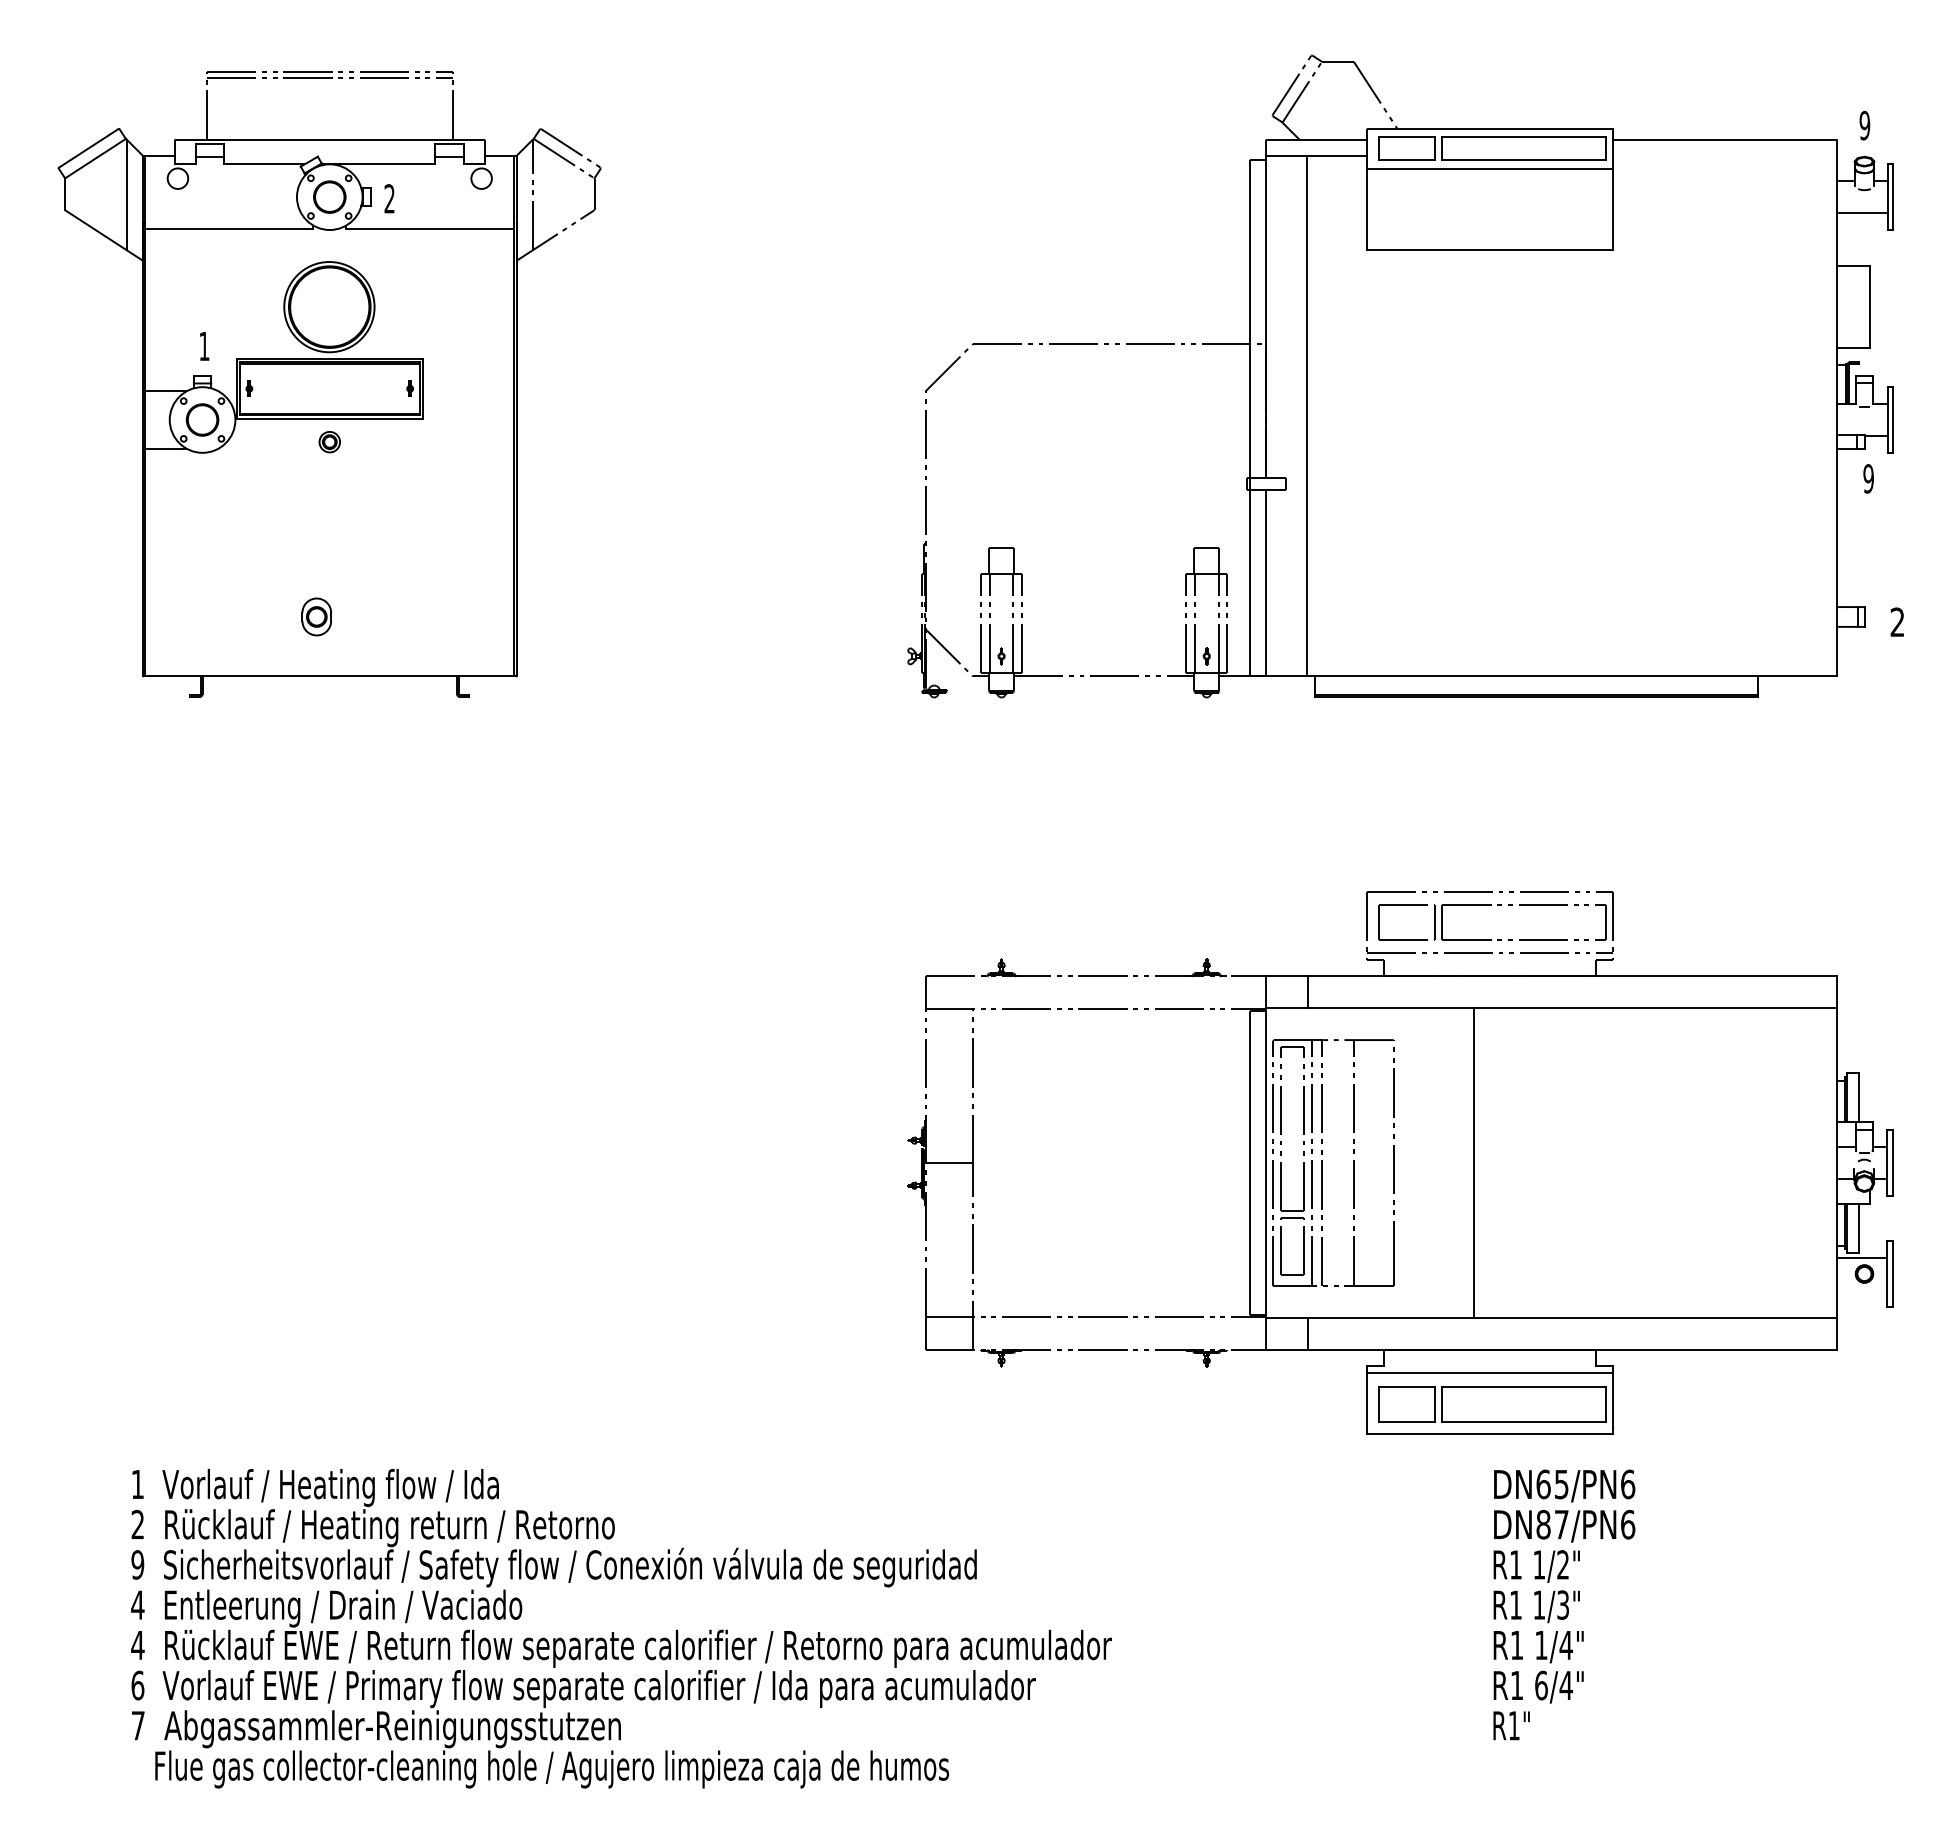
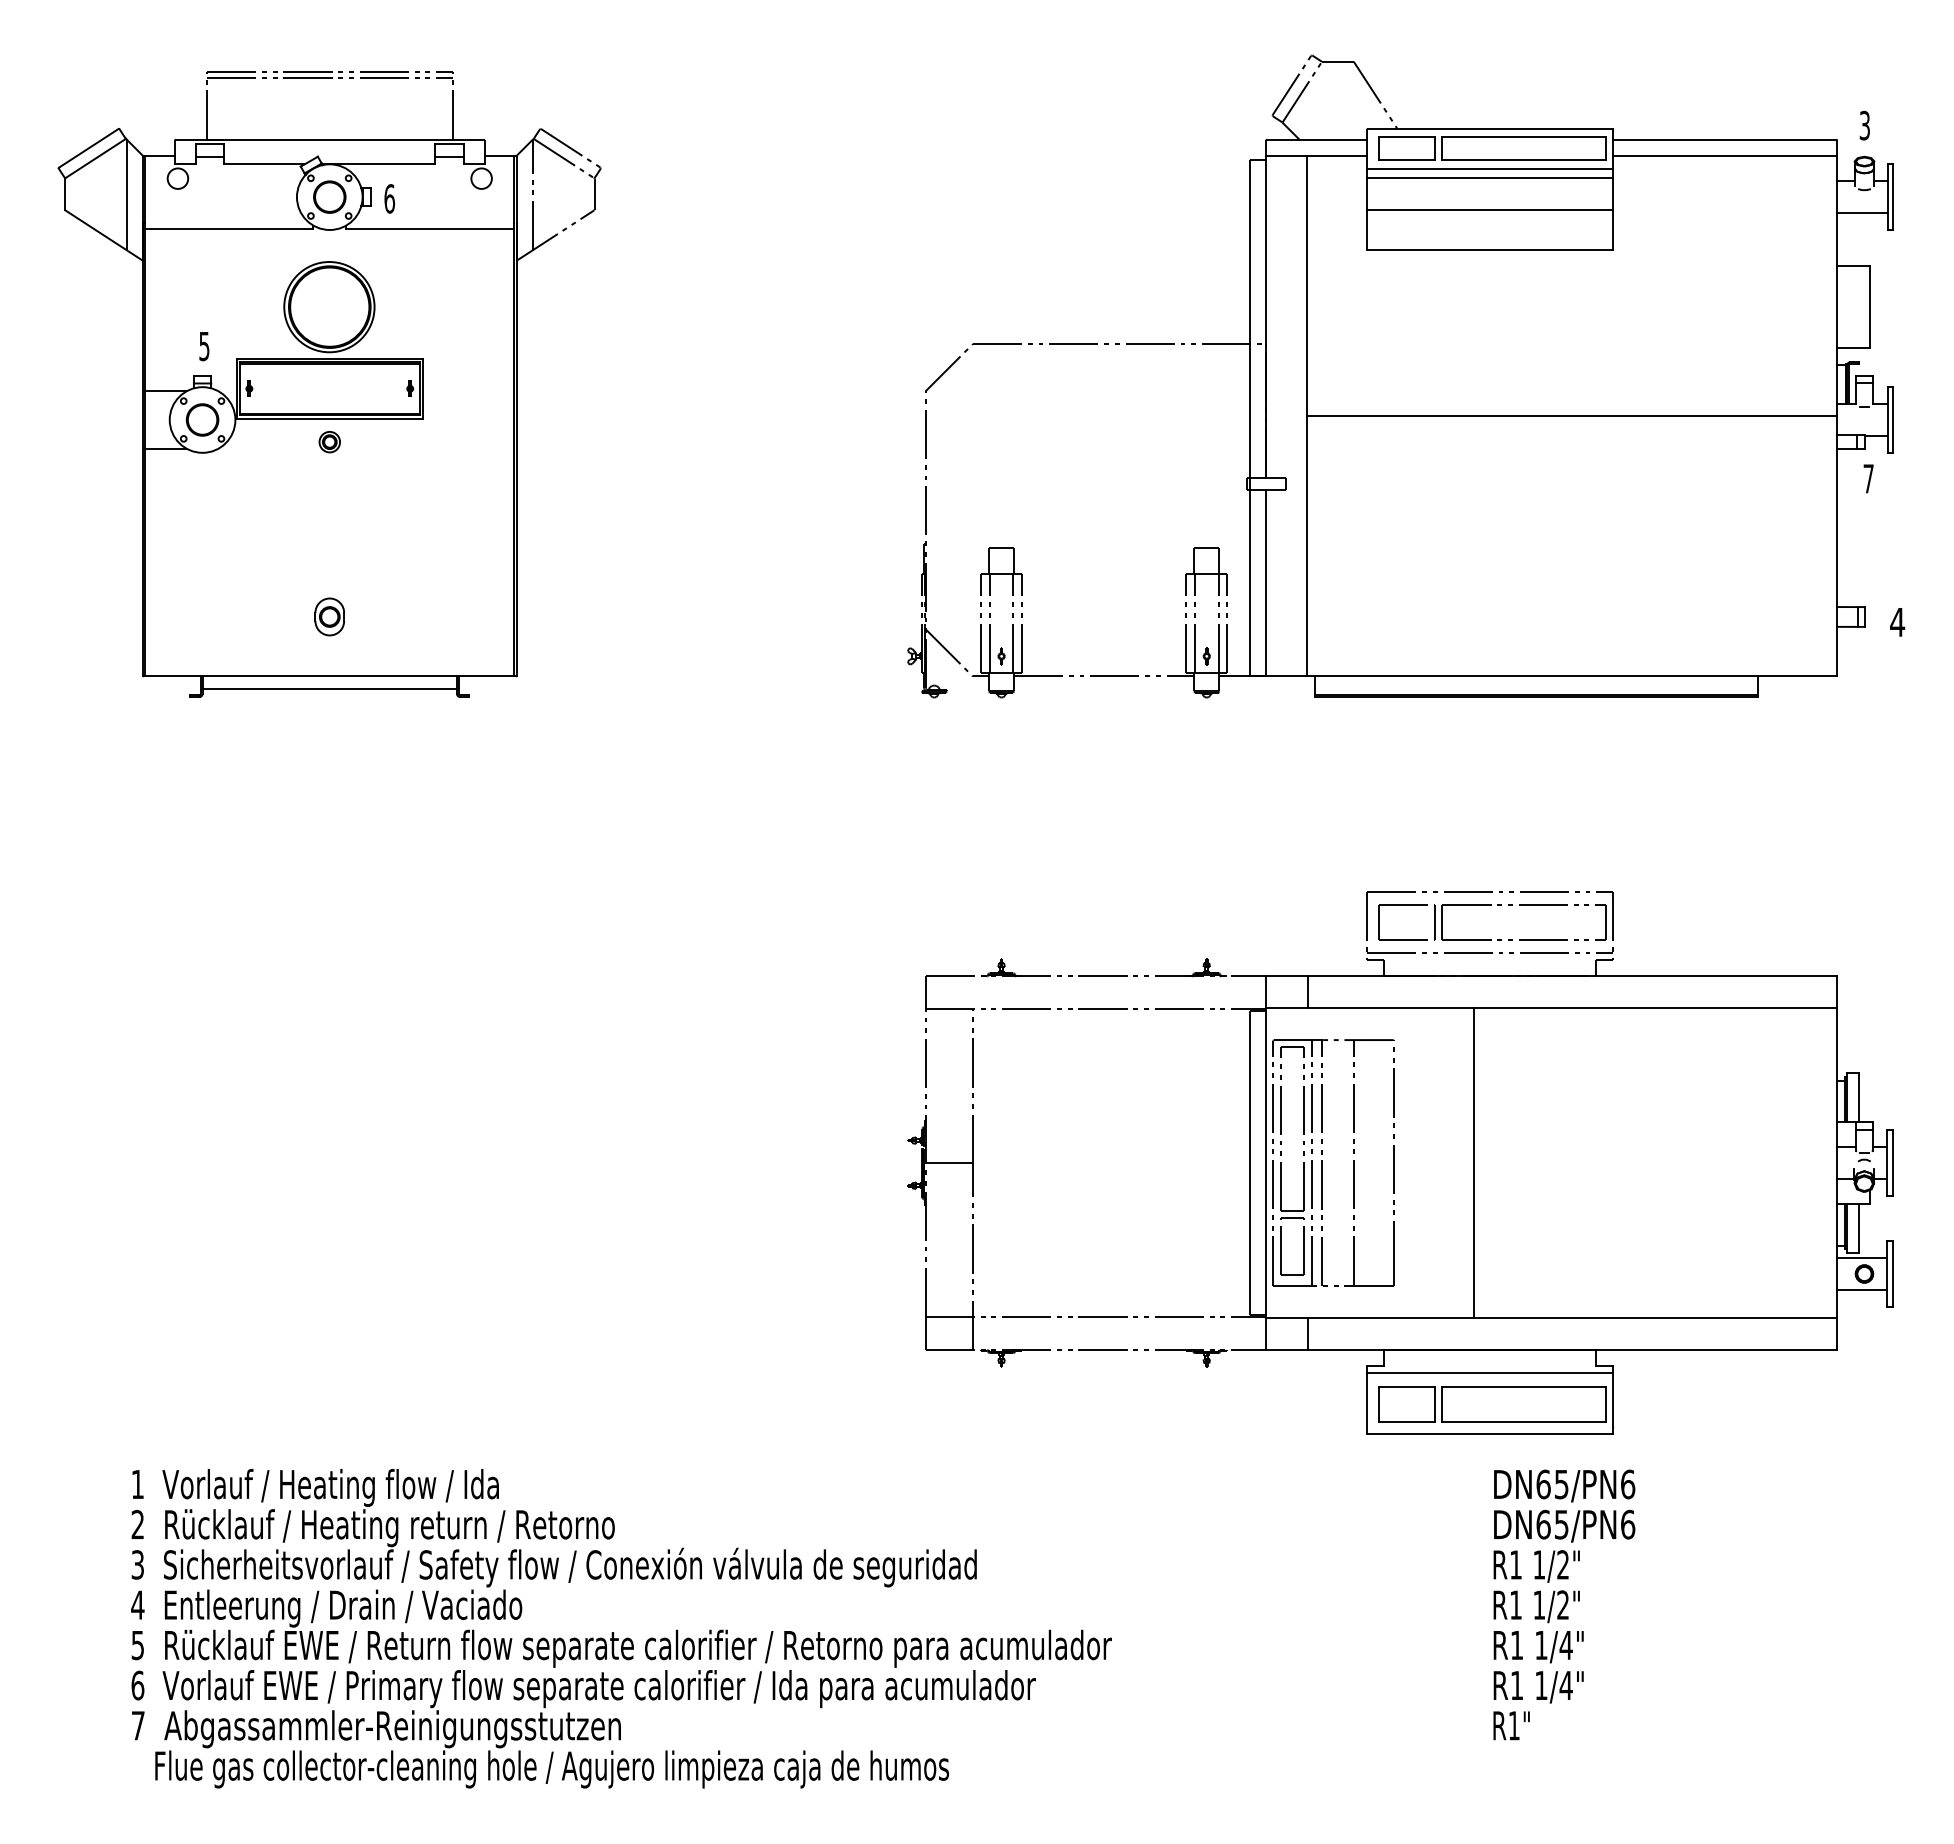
text: 9 -> 3 (1864, 125)
line: none -> present (1725, 156)
line: none -> present (1490, 178)
text: 2 -> 6 (389, 198)
line: none -> present (1490, 209)
text: 1 -> 5 (204, 346)
line: none -> present (1572, 416)
text: 9 -> 7 (1868, 478)
part position: (316, 616) -> (329, 616) (329, 616)
text: 2 -> 4 (1897, 621)
line: none -> present (329, 688)
line: none -> present (1862, 1289)
text: DN87/PN6 -> DN65/PN6 (1552, 1524)
text: 9 -> 3 (137, 1564)
text: 1/3" -> 1/2" (1562, 1604)
text: 4 -> 5 (137, 1645)
text: 6/4" -> 1/4" (1541, 1685)
